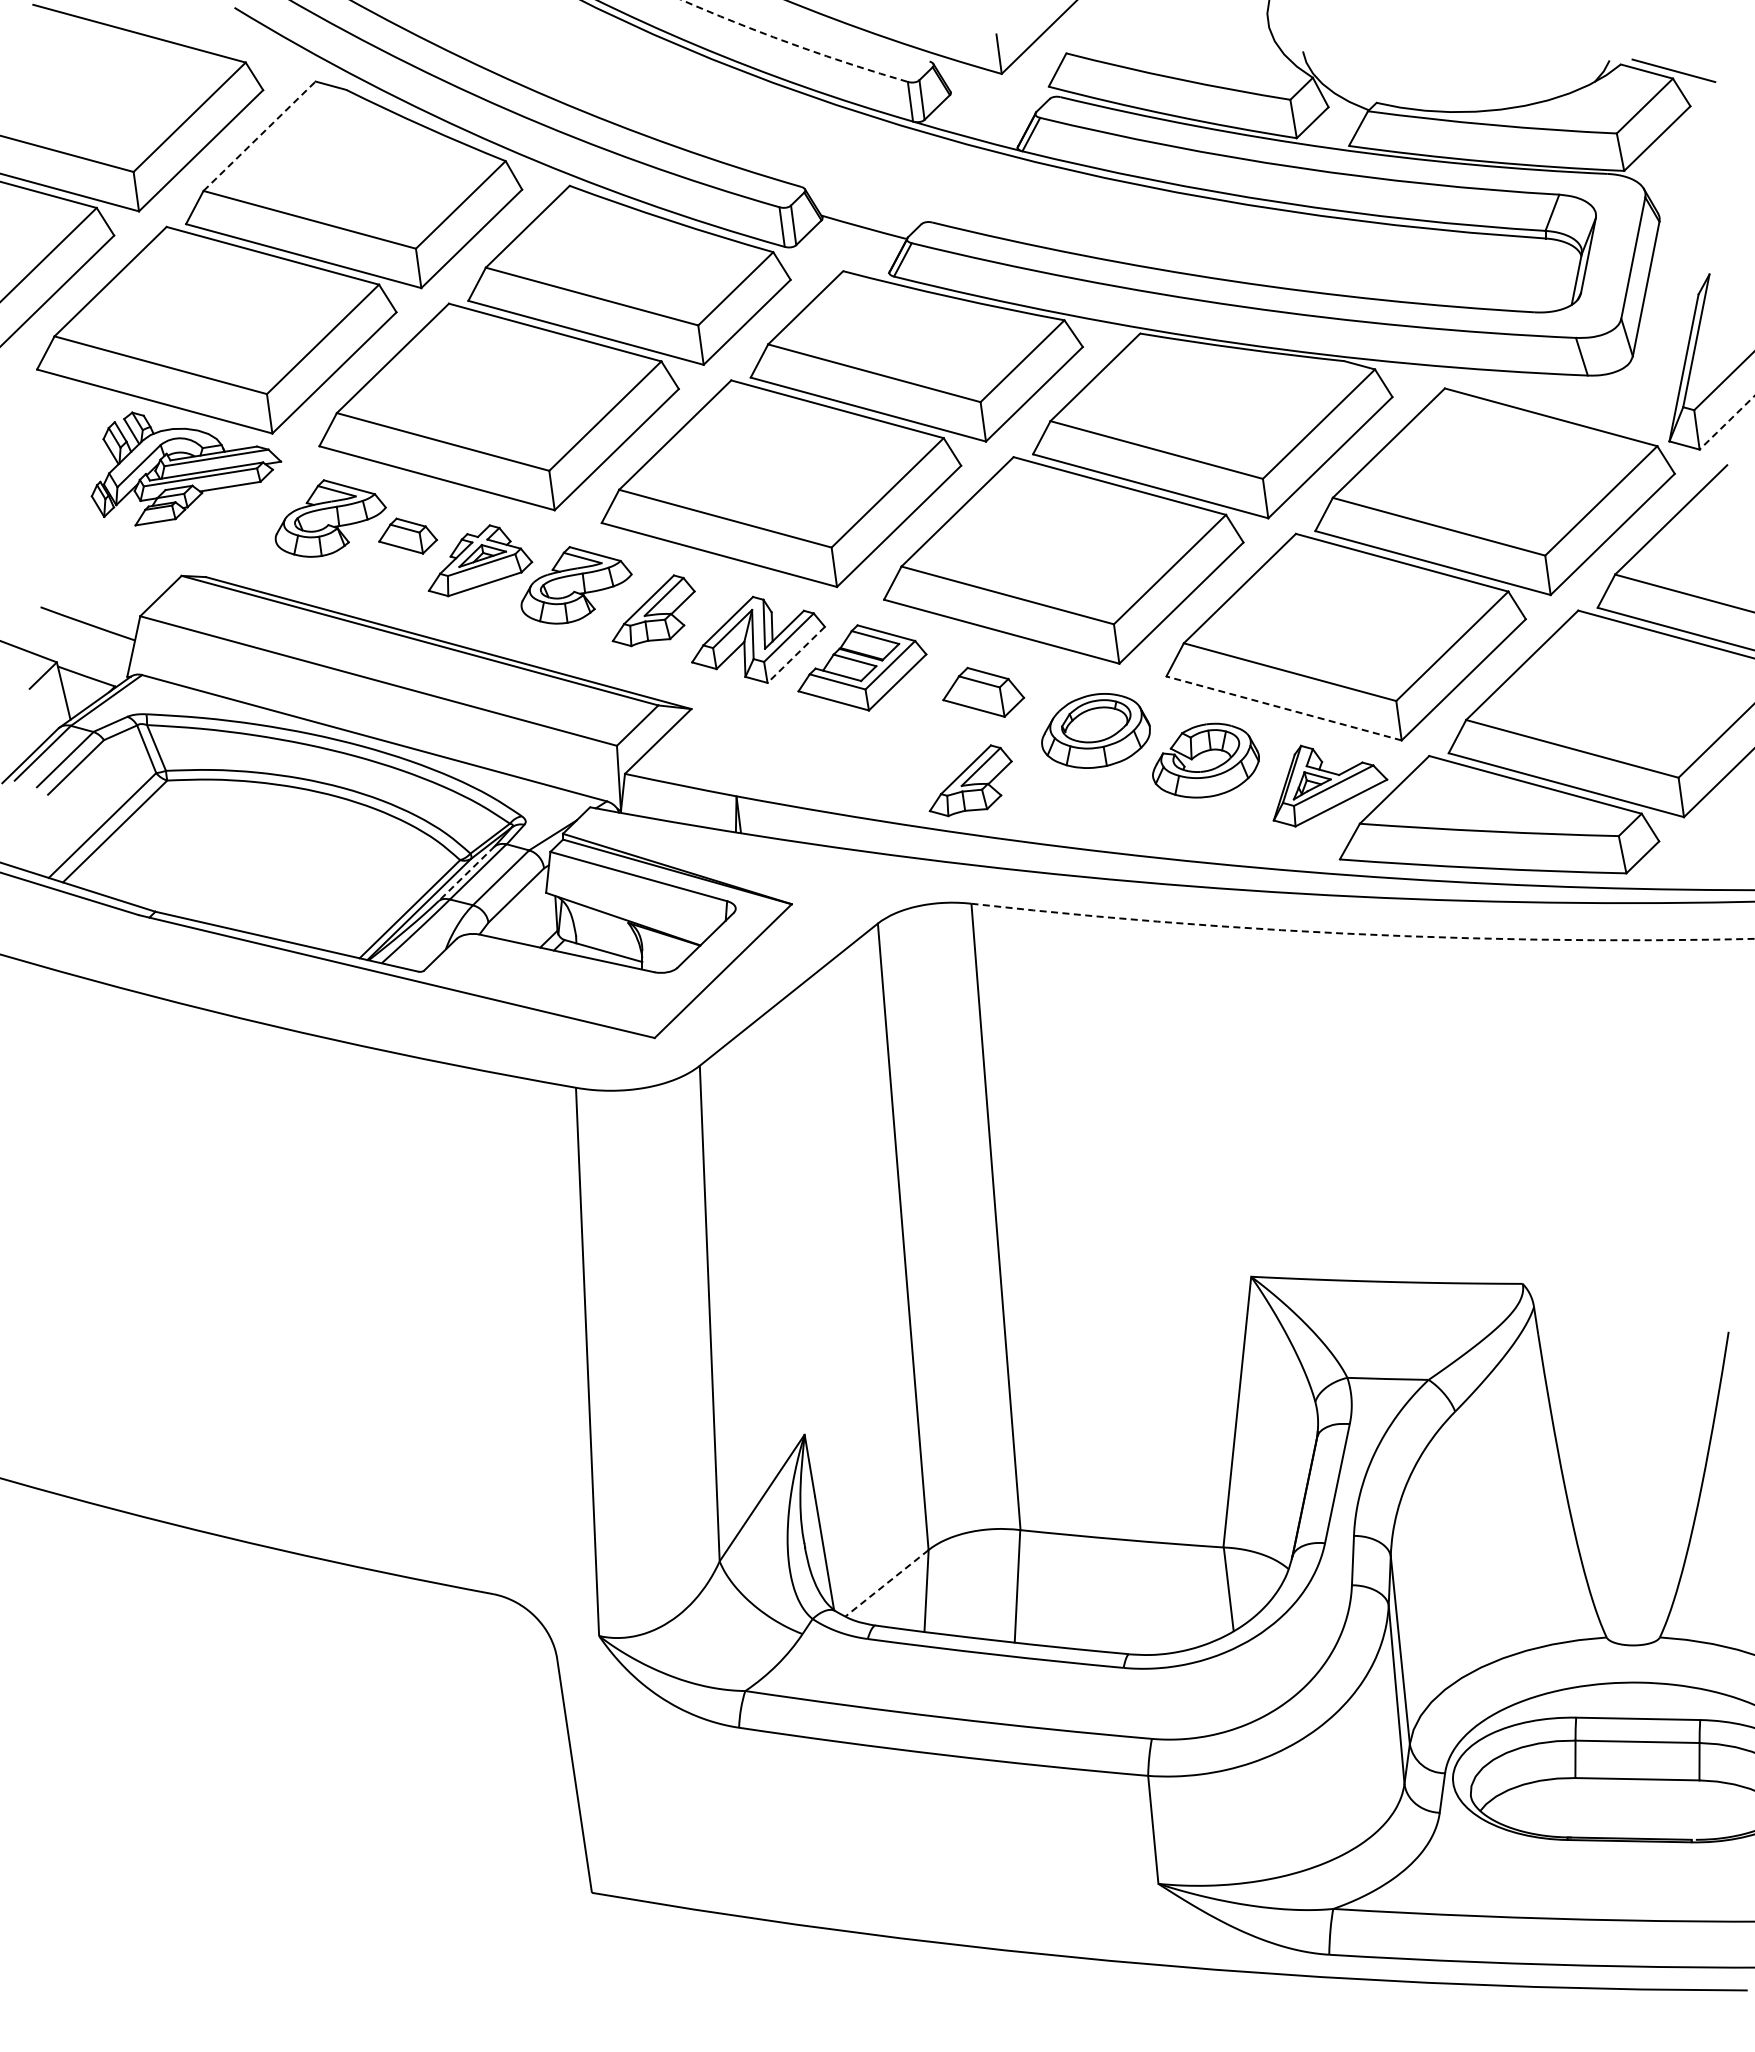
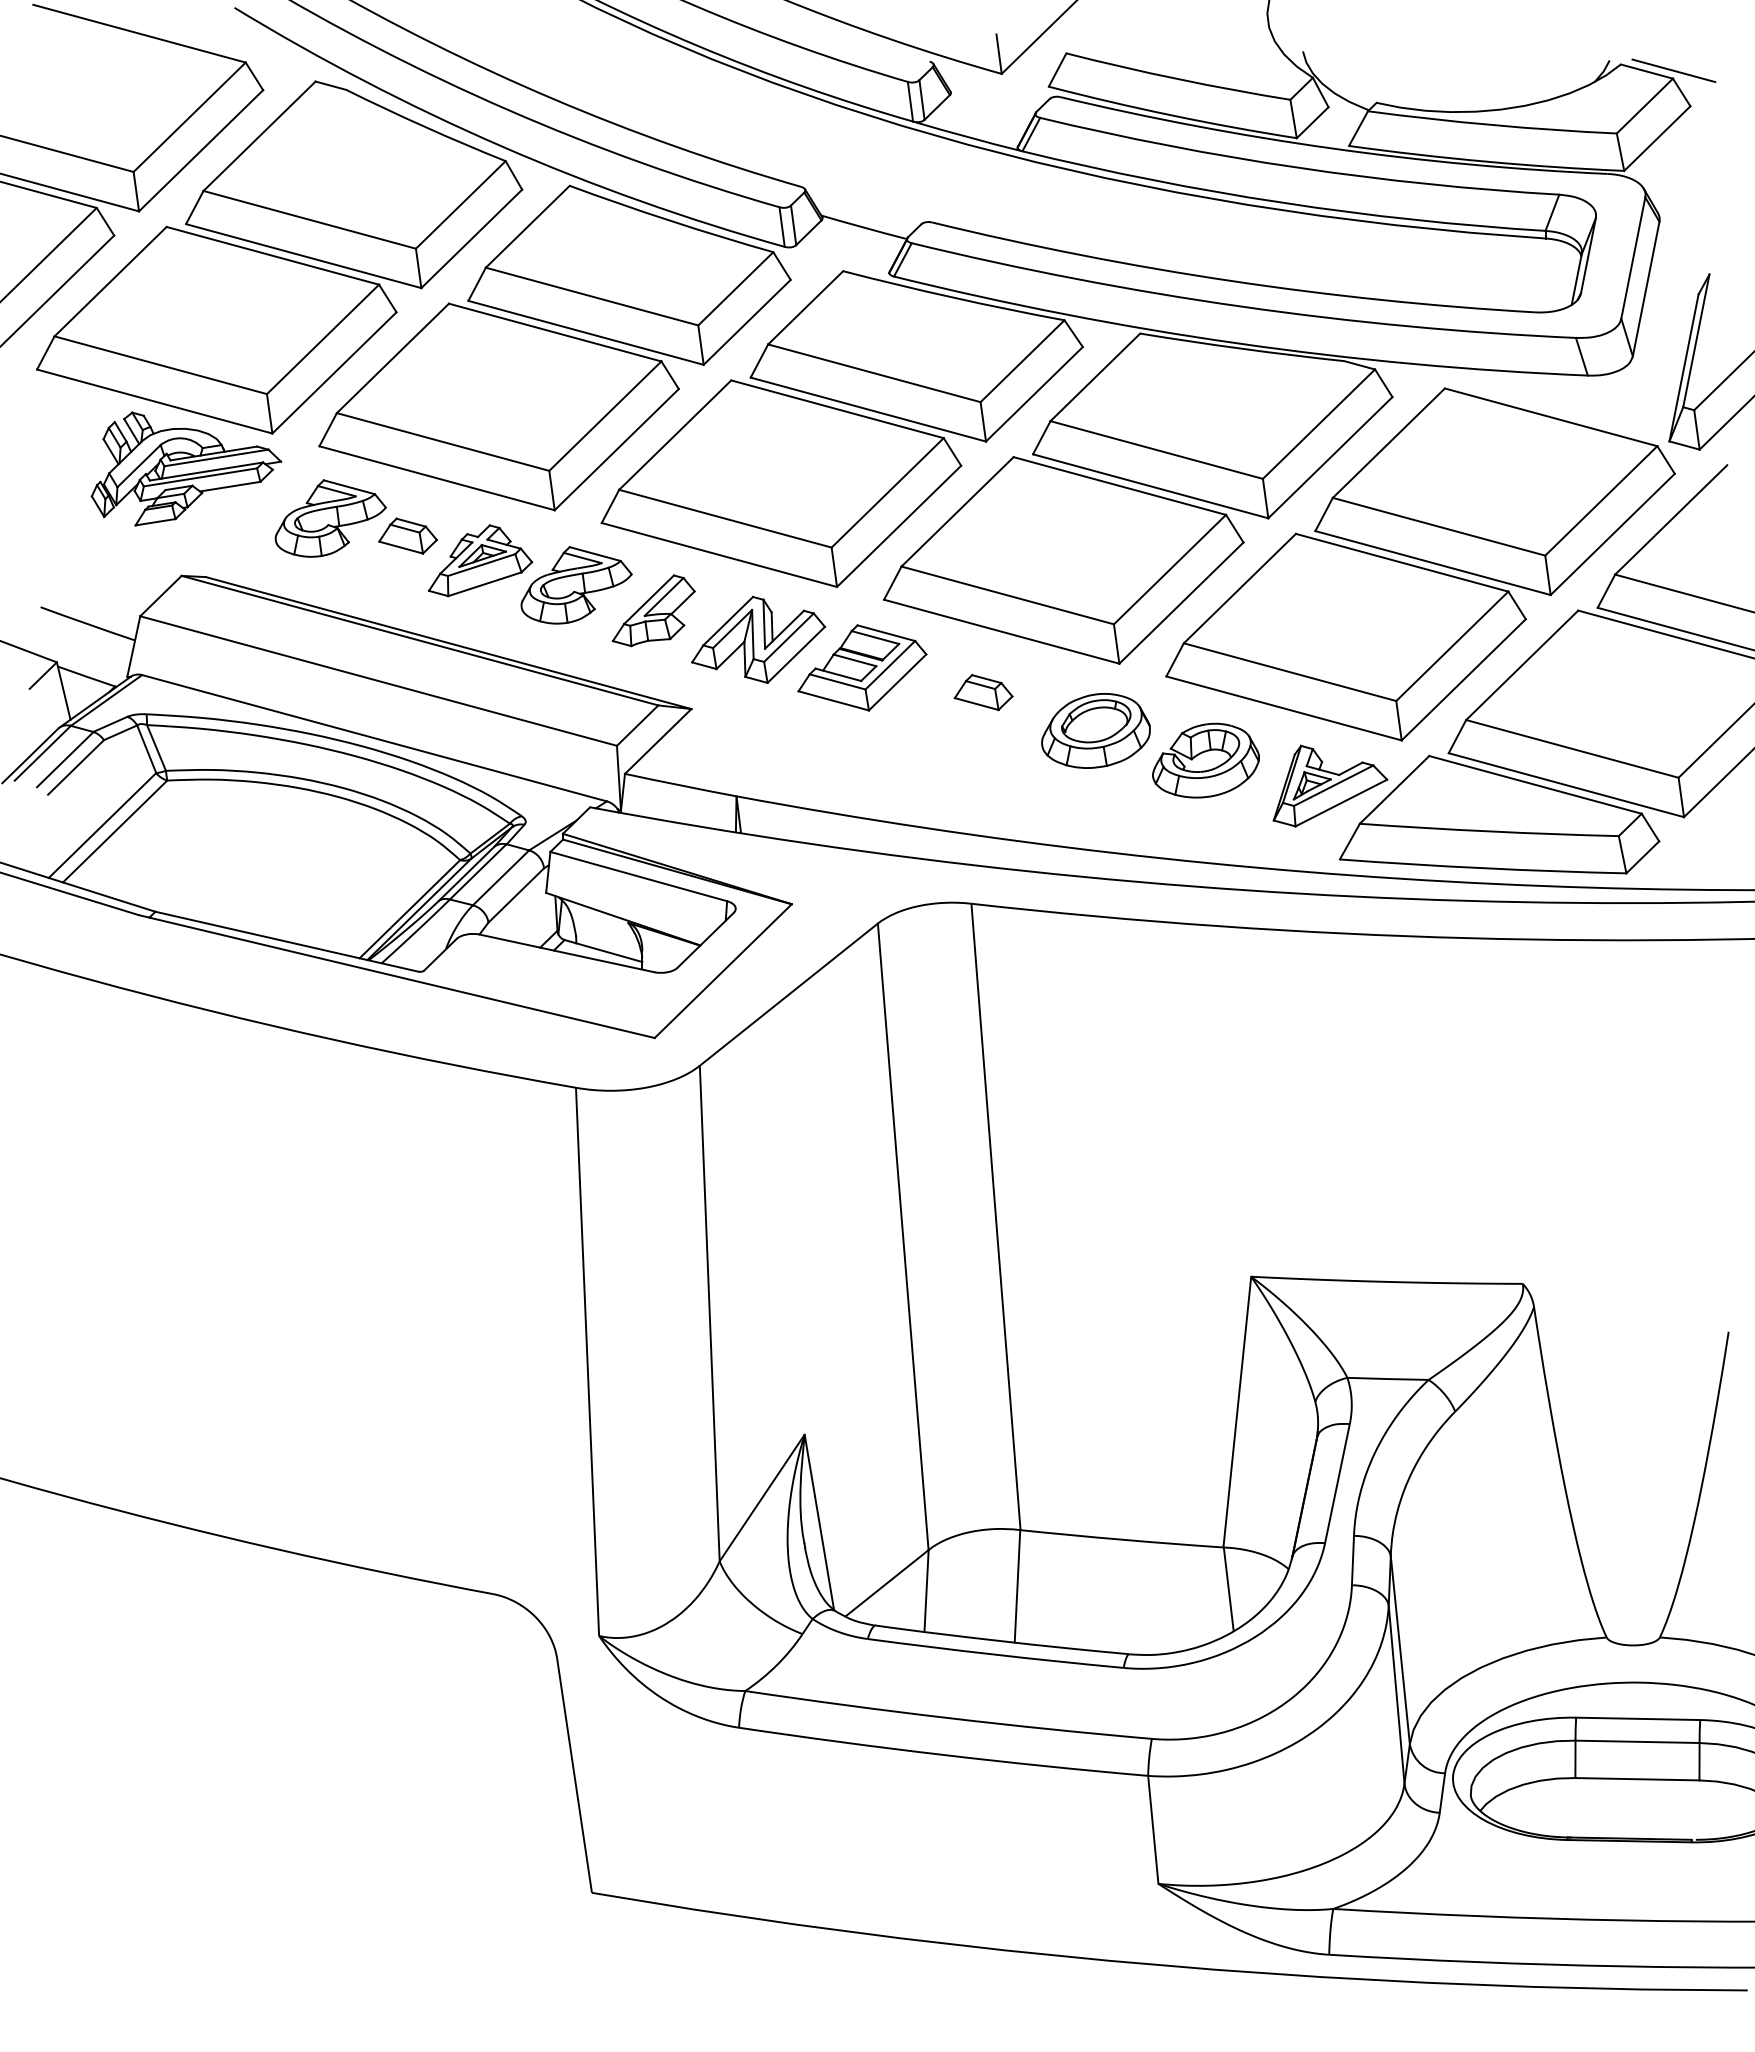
arc: dashed -> solid (793, 44)
line: dashed -> solid (259, 135)
line: dashed -> solid (1726, 423)
line: dashed -> solid (795, 655)
part size: 84x52 px -> 61x38 px (983, 692)
line: dashed -> solid (1284, 708)
part: present -> none (970, 780)
line: dashed -> solid (466, 873)
arc: dashed -> solid (1362, 934)
line: dashed -> solid (886, 1583)
